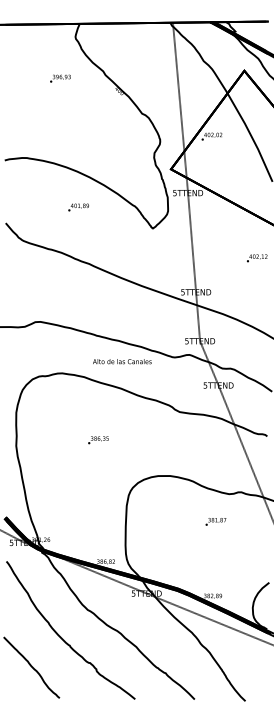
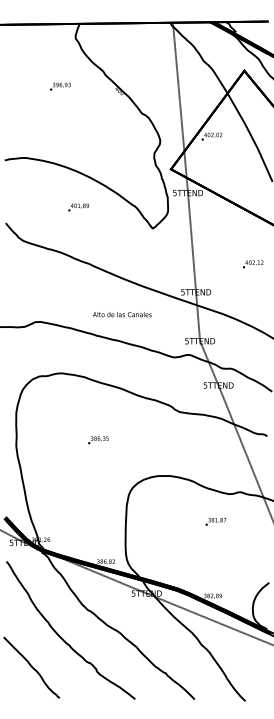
text position: (60, 78) -> (60, 86) (60, 86)
text position: (257, 258) -> (253, 264) (253, 264)
text position: (122, 361) -> (122, 314) (122, 314)
